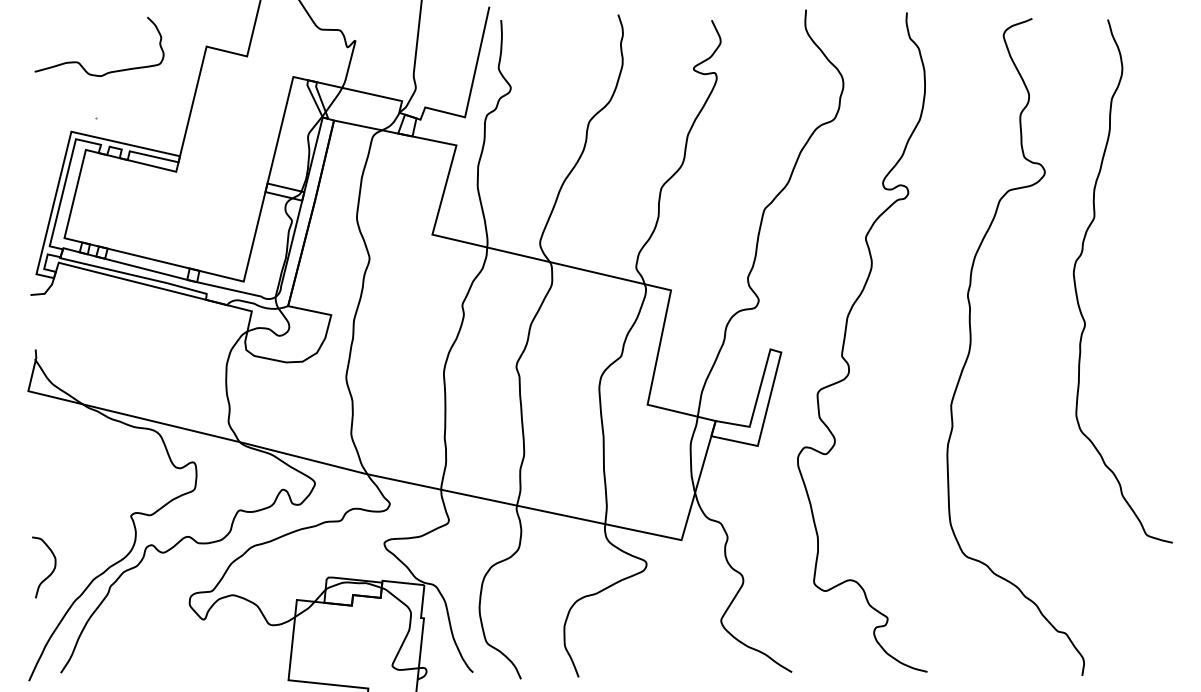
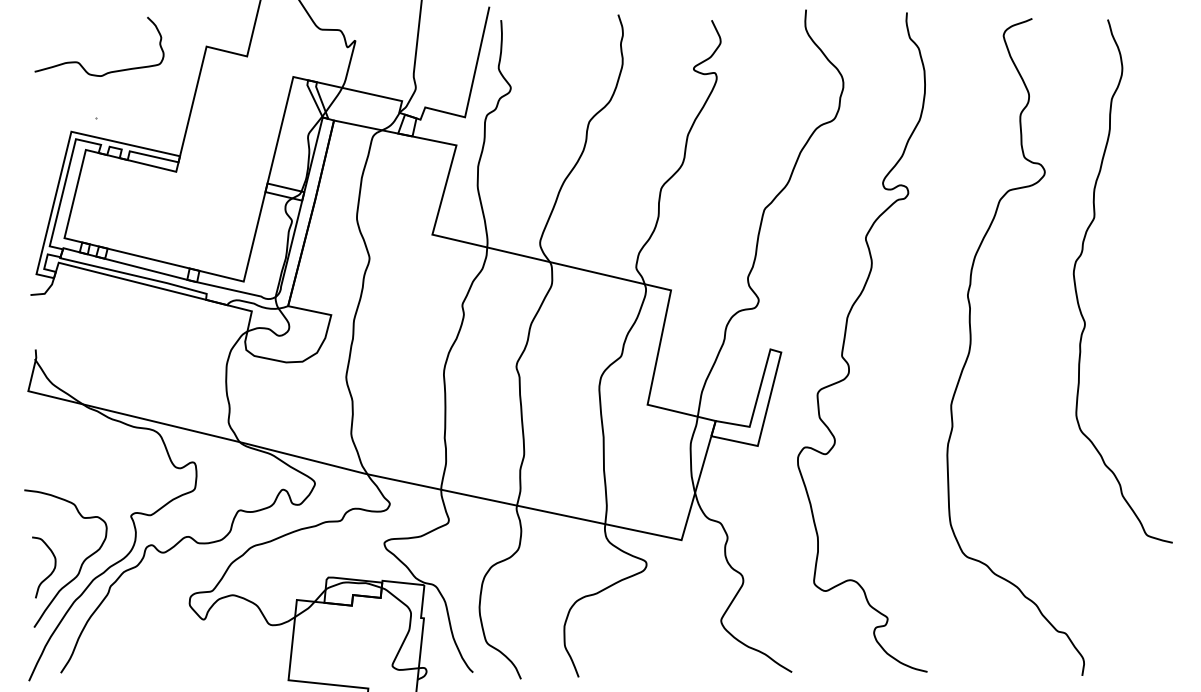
curve: none -> present (80, 565)
